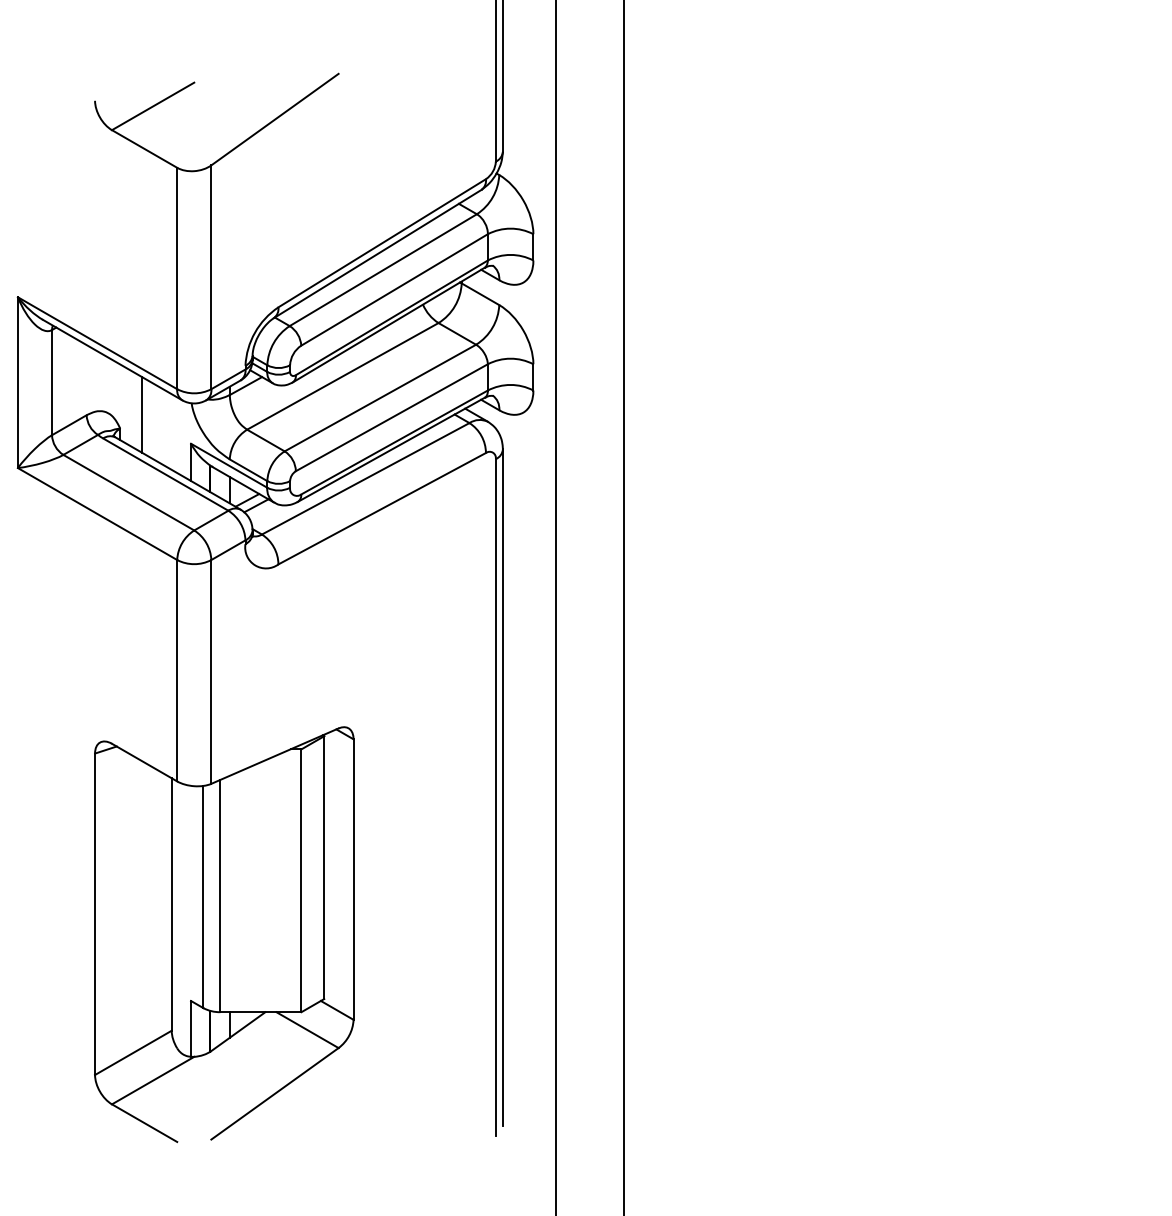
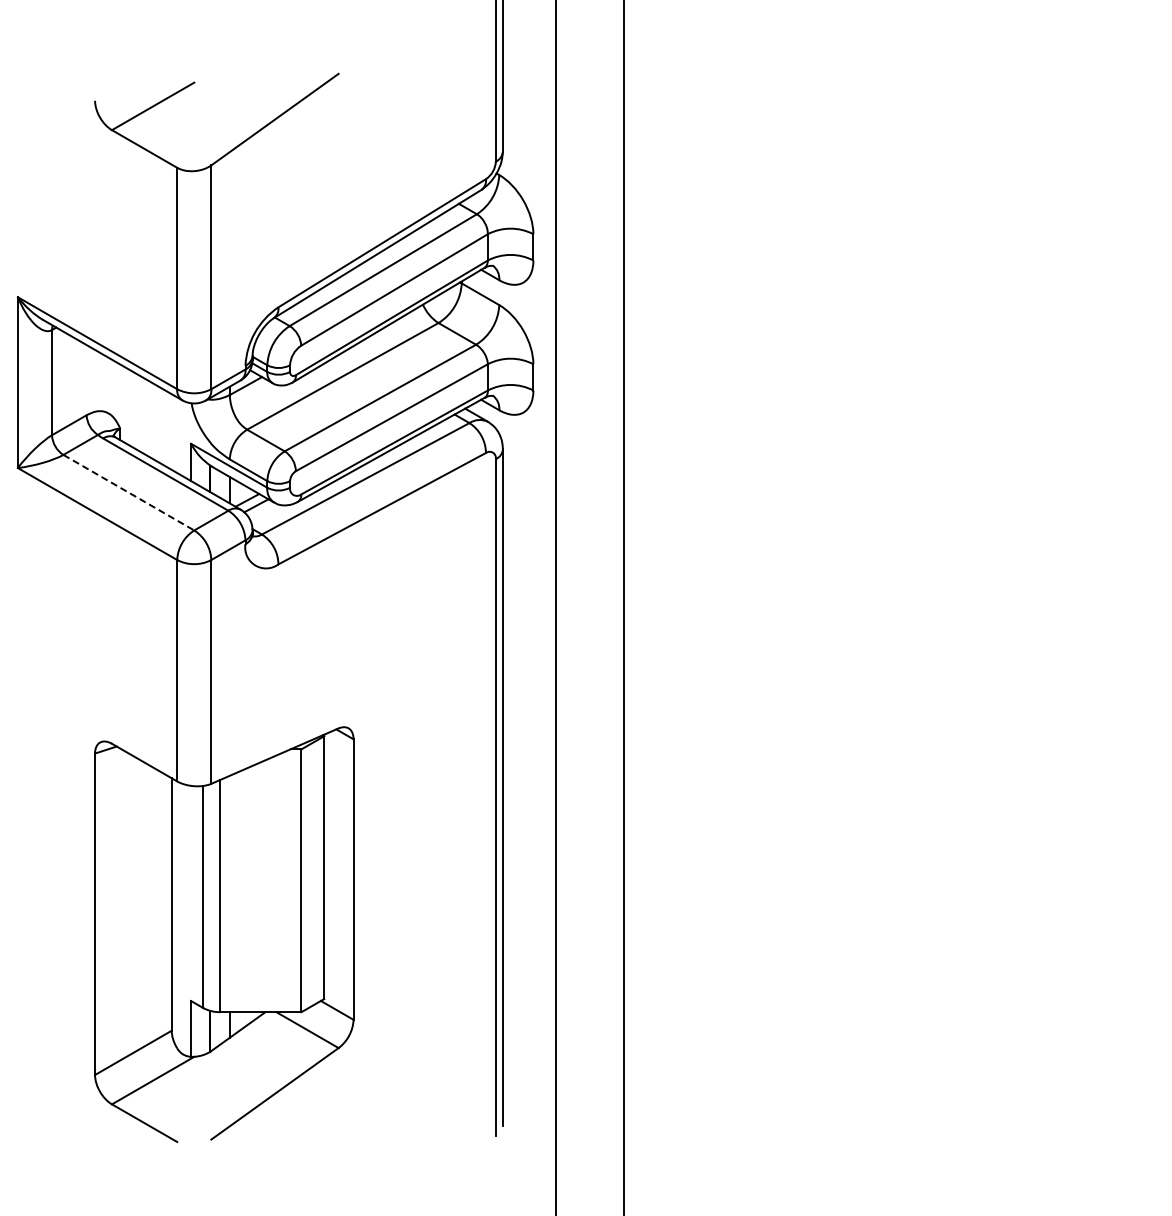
line: present -> none (142, 414)
line: solid -> dashed (128, 492)
